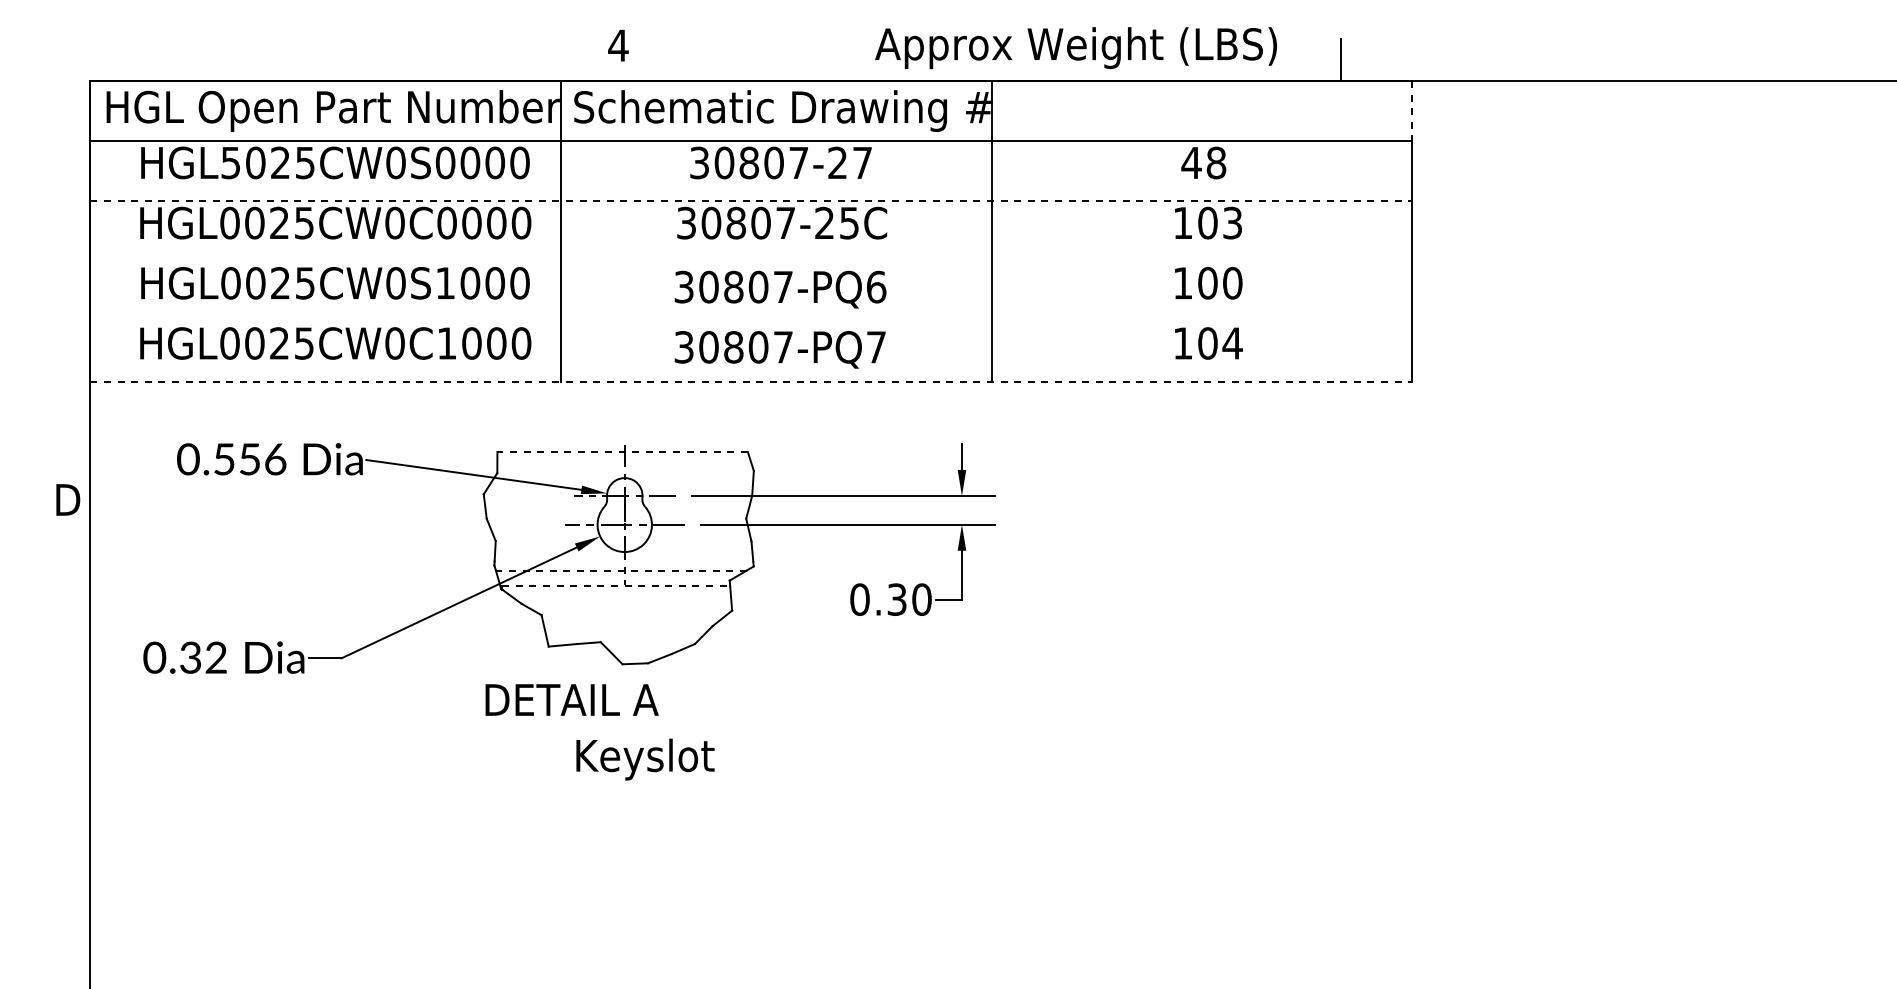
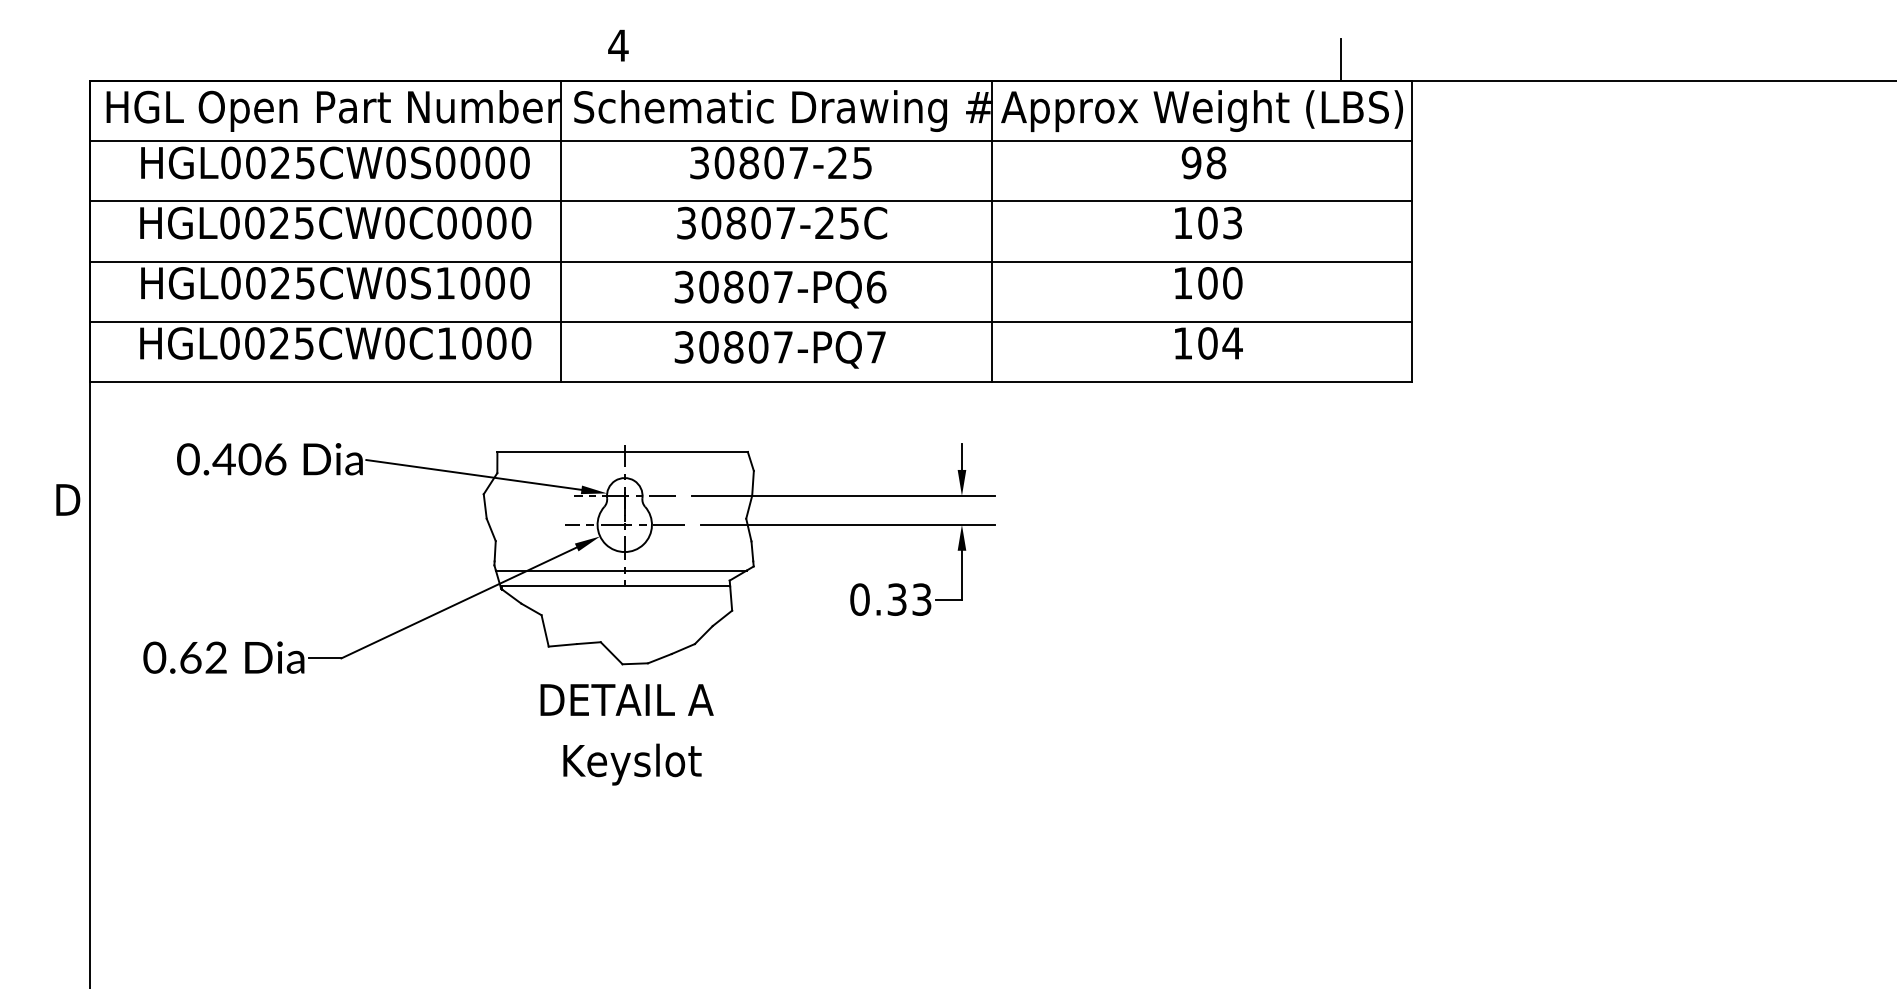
text position: (1075, 47) -> (1201, 110) (1201, 110)
line: dashed -> solid (1411, 111)
text: HGL5025CW0S0000 -> HGL0025CW0S0000 (230, 162)
text: 48 -> 98 (1191, 162)
text: 30807-27 -> 30807-25 (862, 163)
line: dashed -> solid (751, 201)
line: none -> present (750, 261)
line: none -> present (750, 321)
line: dashed -> solid (751, 381)
line: dashed -> solid (622, 451)
text: 0.556 -> 0.406 (236, 459)
line: dashed -> solid (620, 570)
line: dashed -> solid (616, 586)
text: 0.30 -> 0.33 (921, 599)
text: 0.32 -> 0.62 (190, 657)
text position: (571, 699) -> (626, 699) (626, 699)
text position: (645, 759) -> (632, 764) (632, 764)
